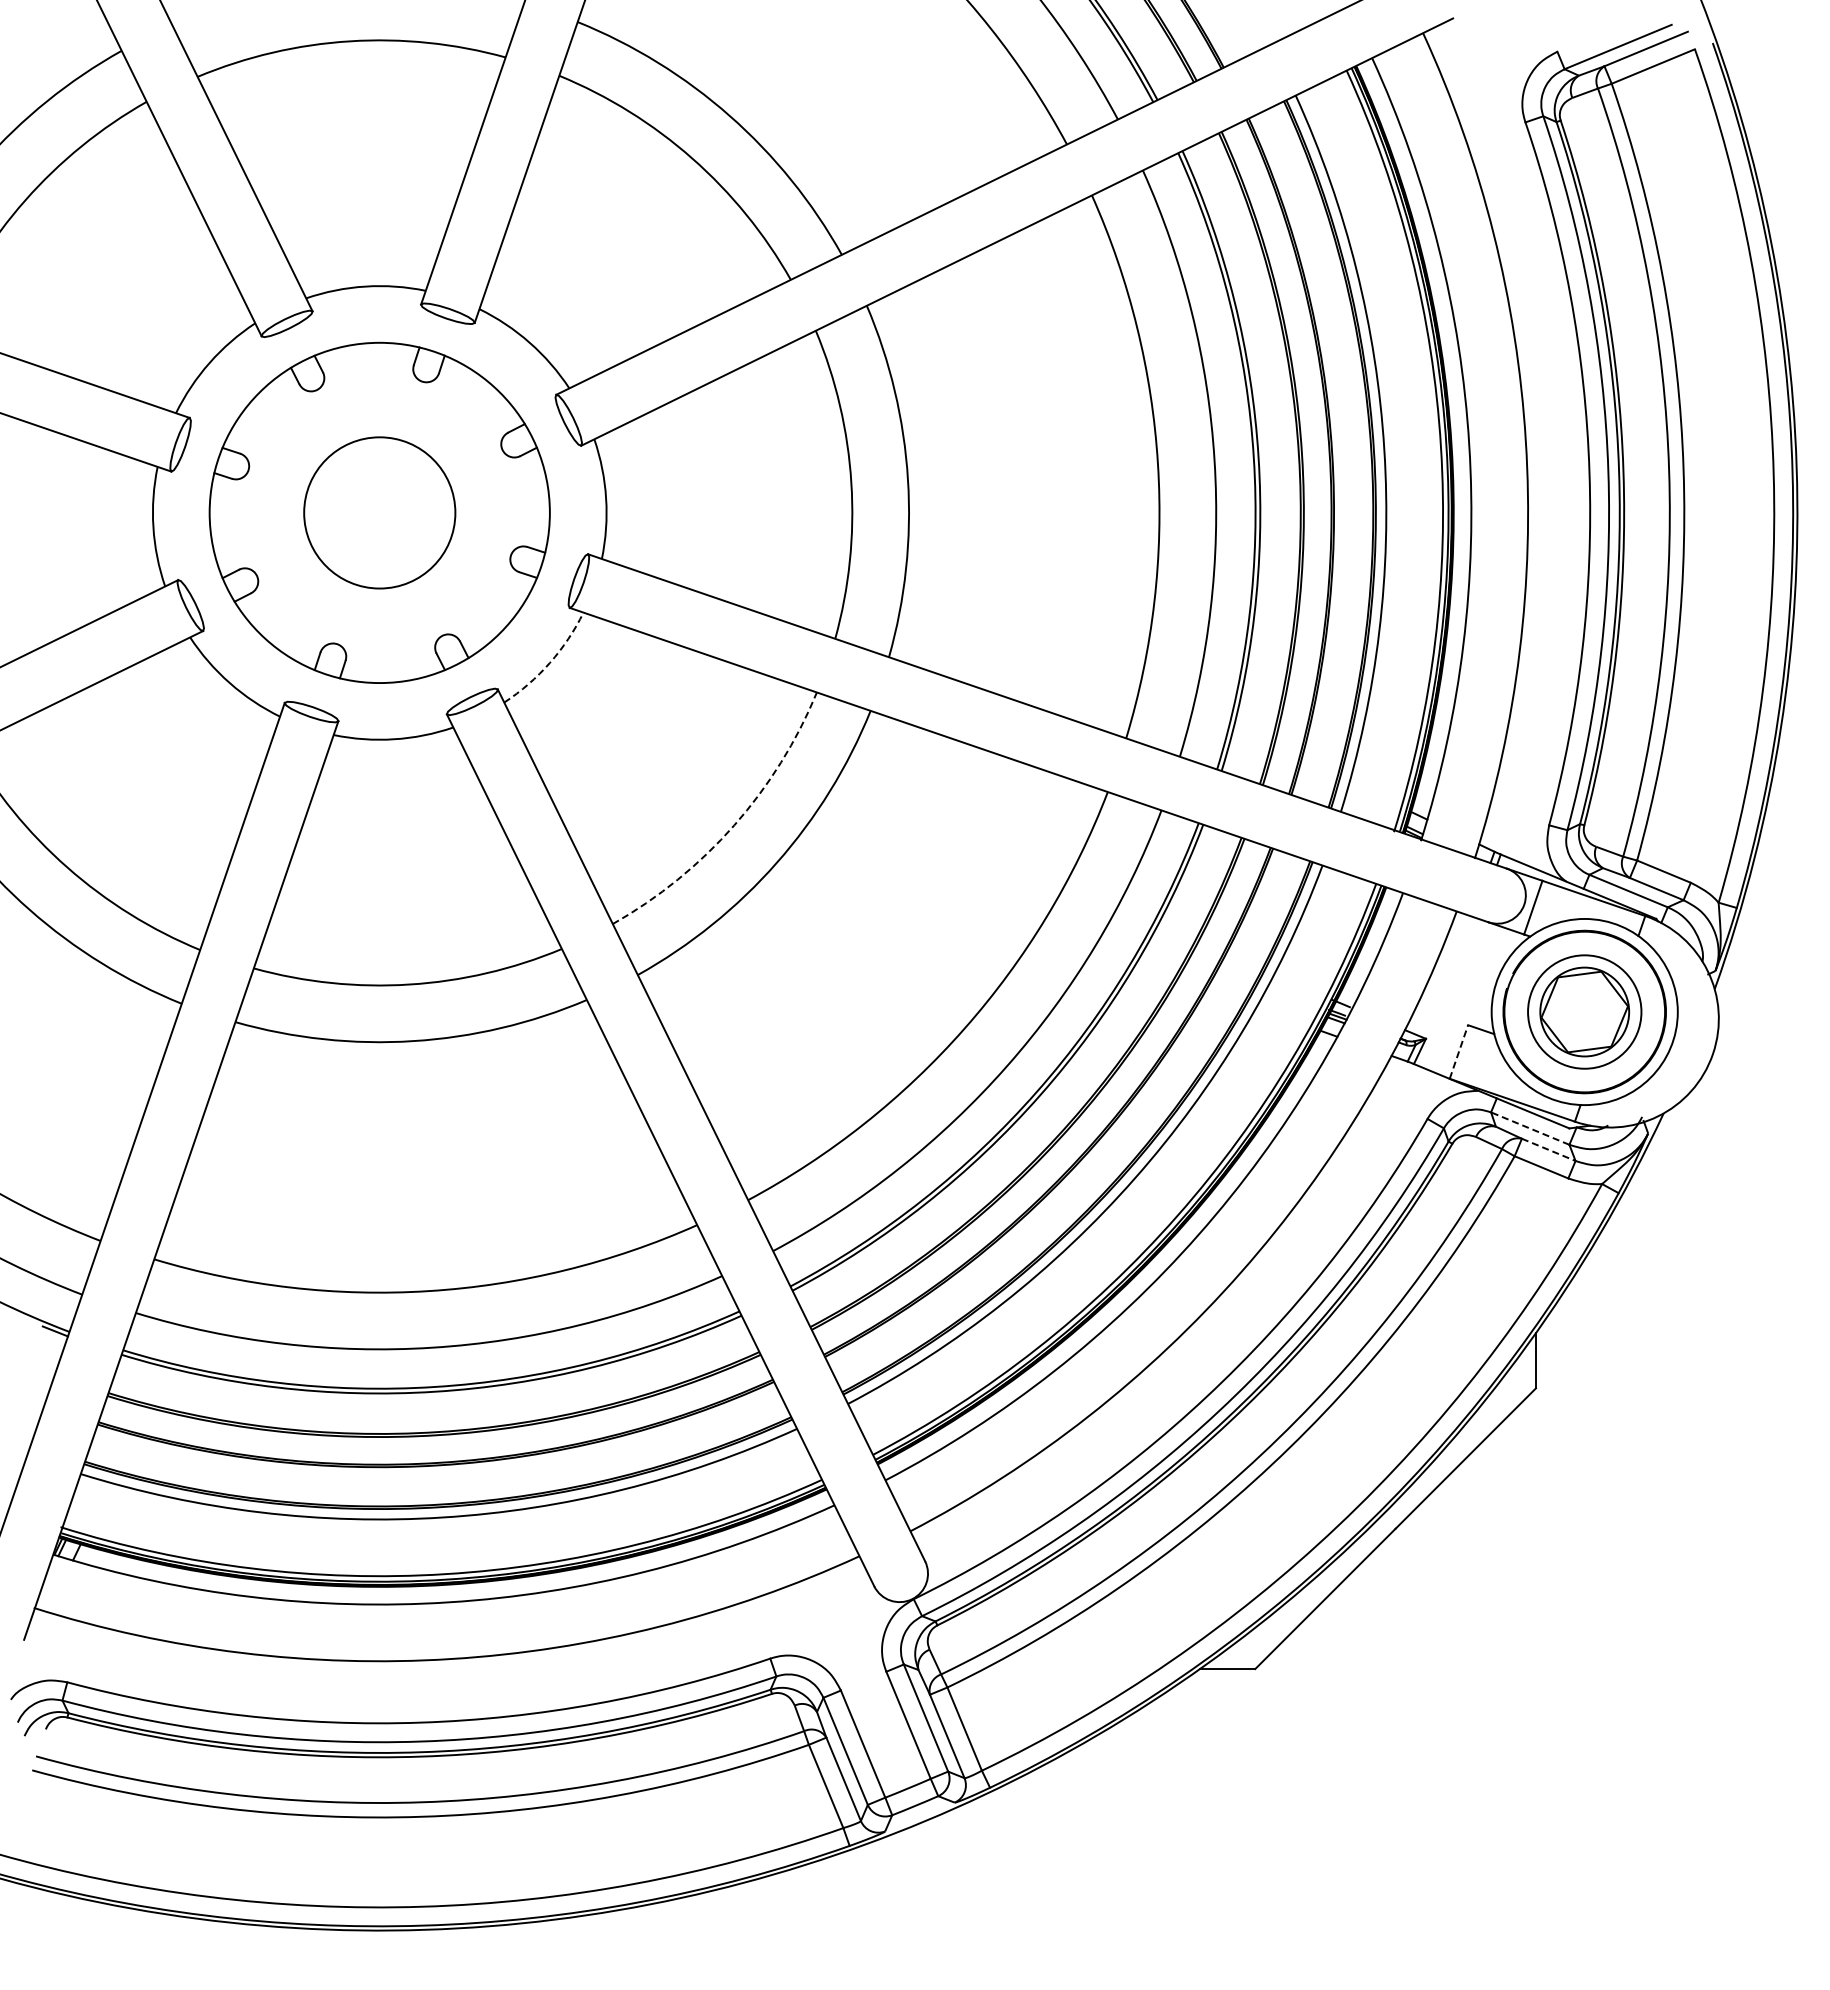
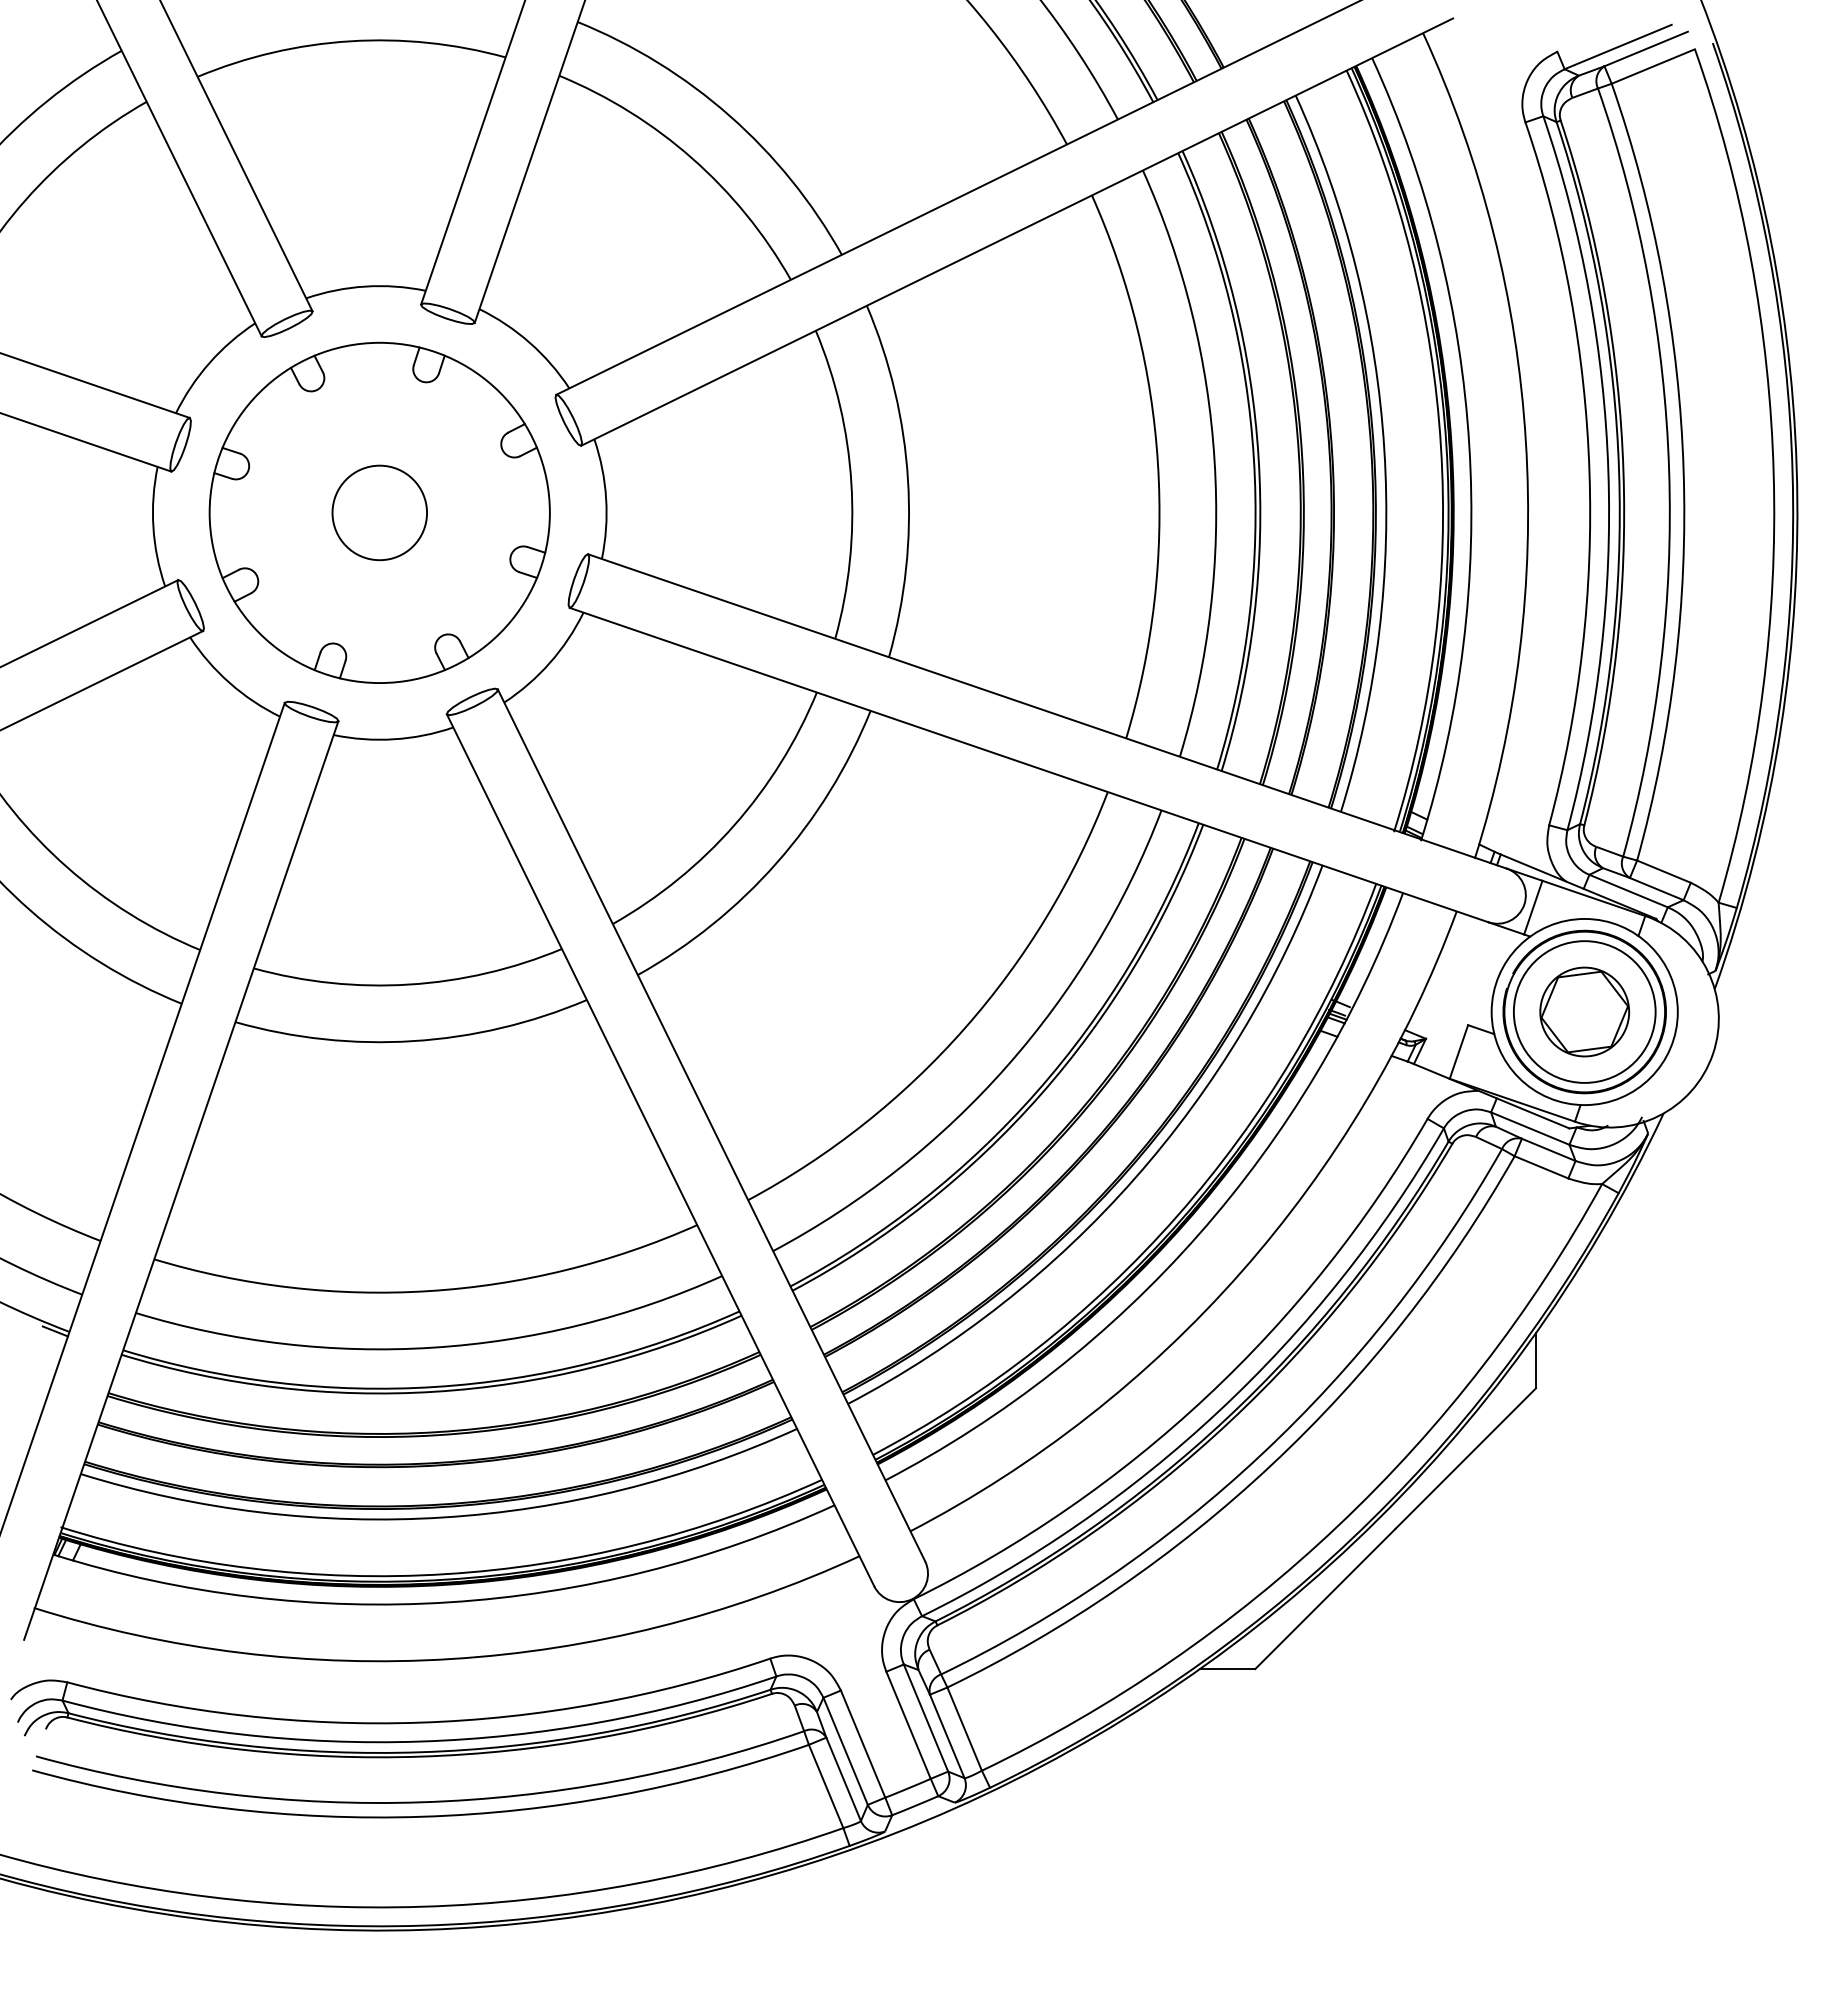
circle diameter: 151 px -> 95 px (379, 512)
arc: dashed -> solid (549, 662)
arc: dashed -> solid (734, 825)
circle diameter: 113 px -> 142 px (1584, 1011)
line: dashed -> solid (1459, 1051)
line: dashed -> solid (1529, 1128)
line: dashed -> solid (1549, 1150)
